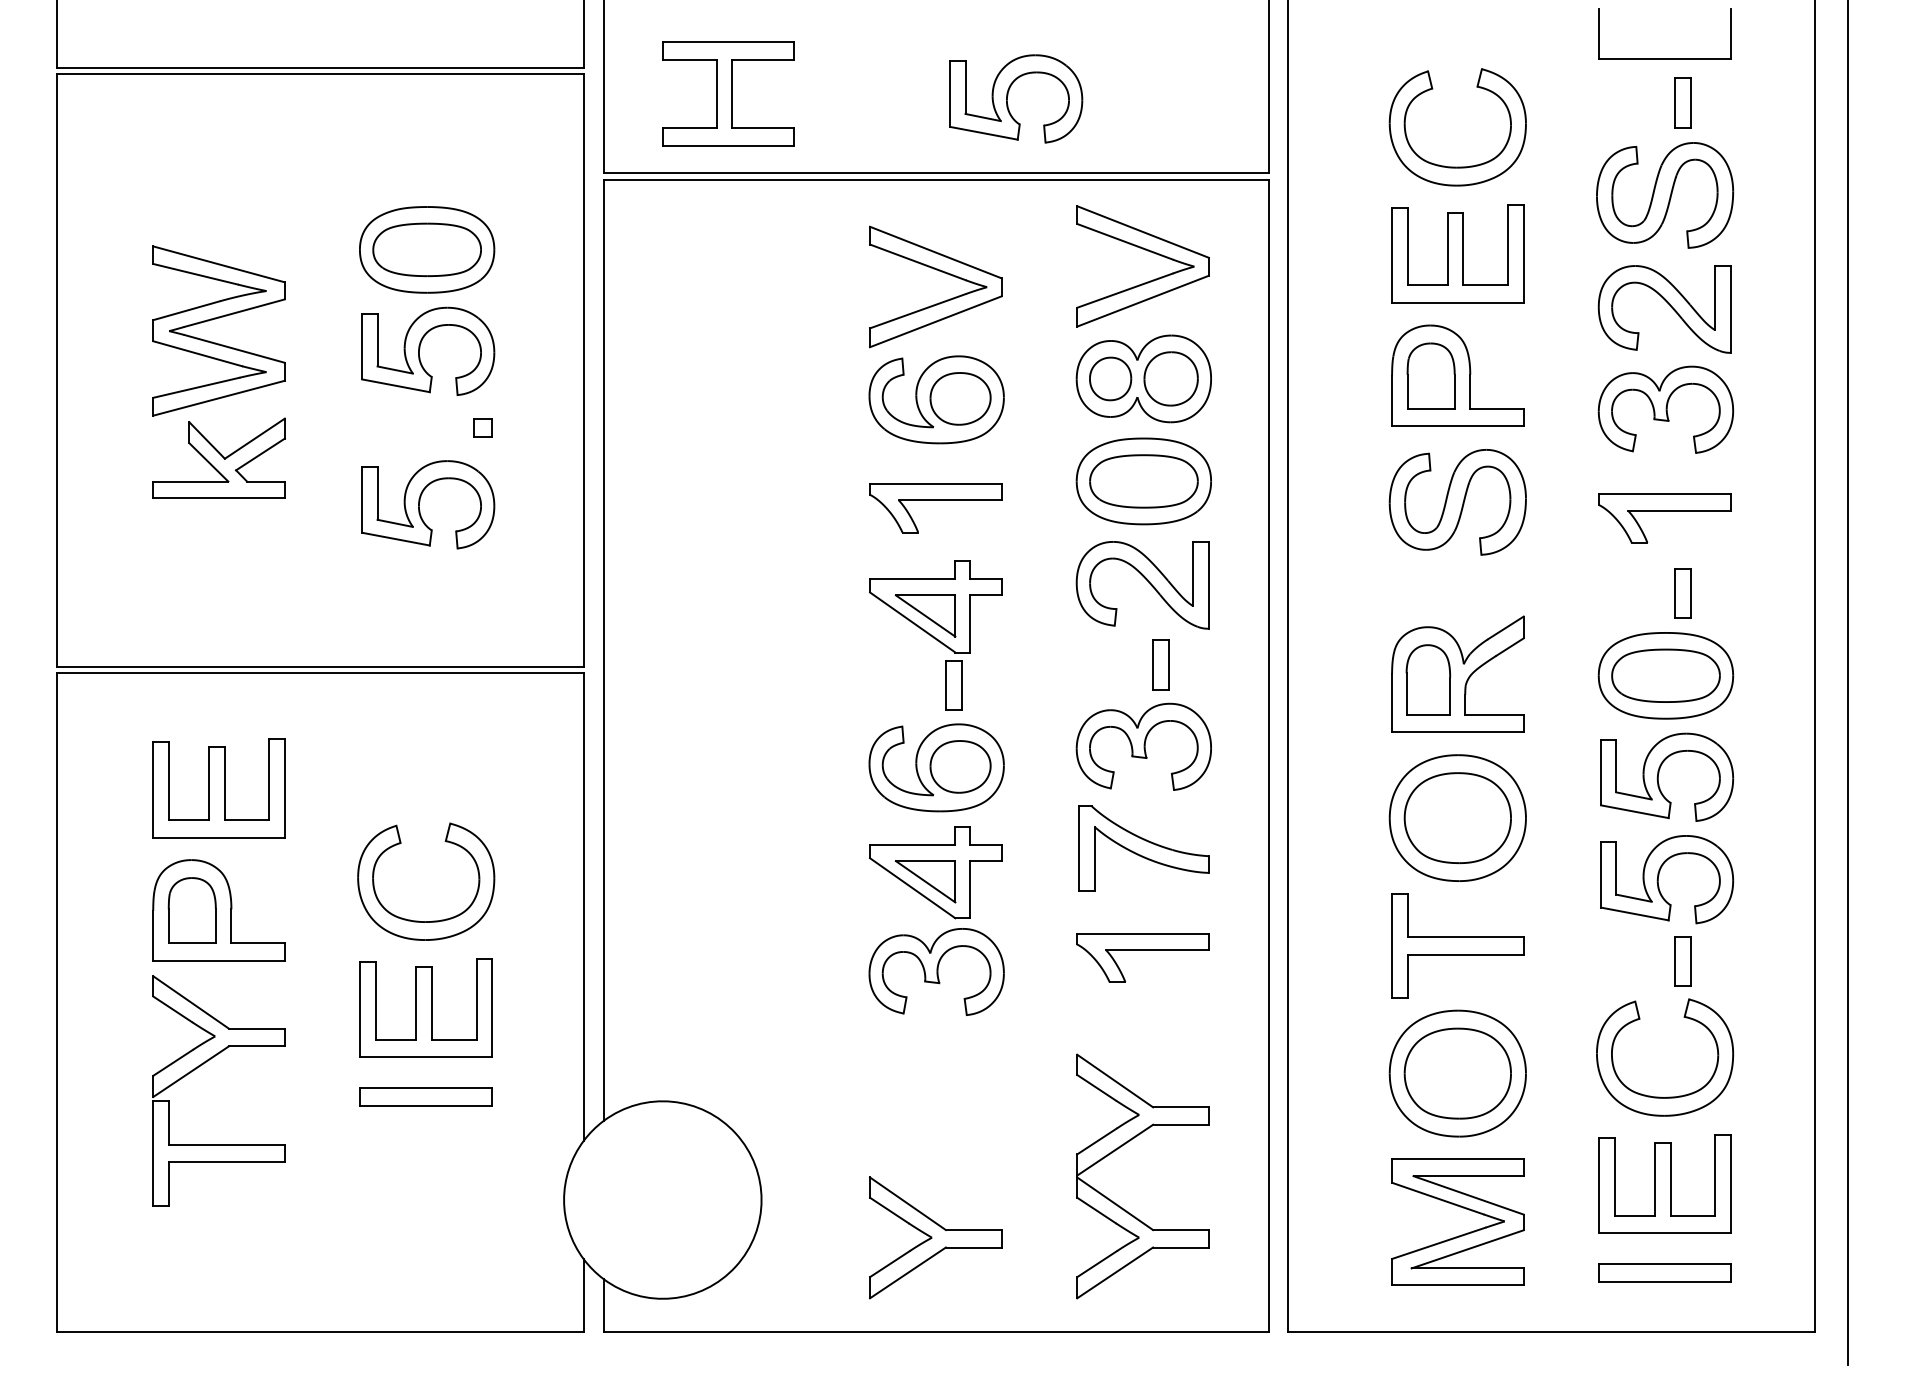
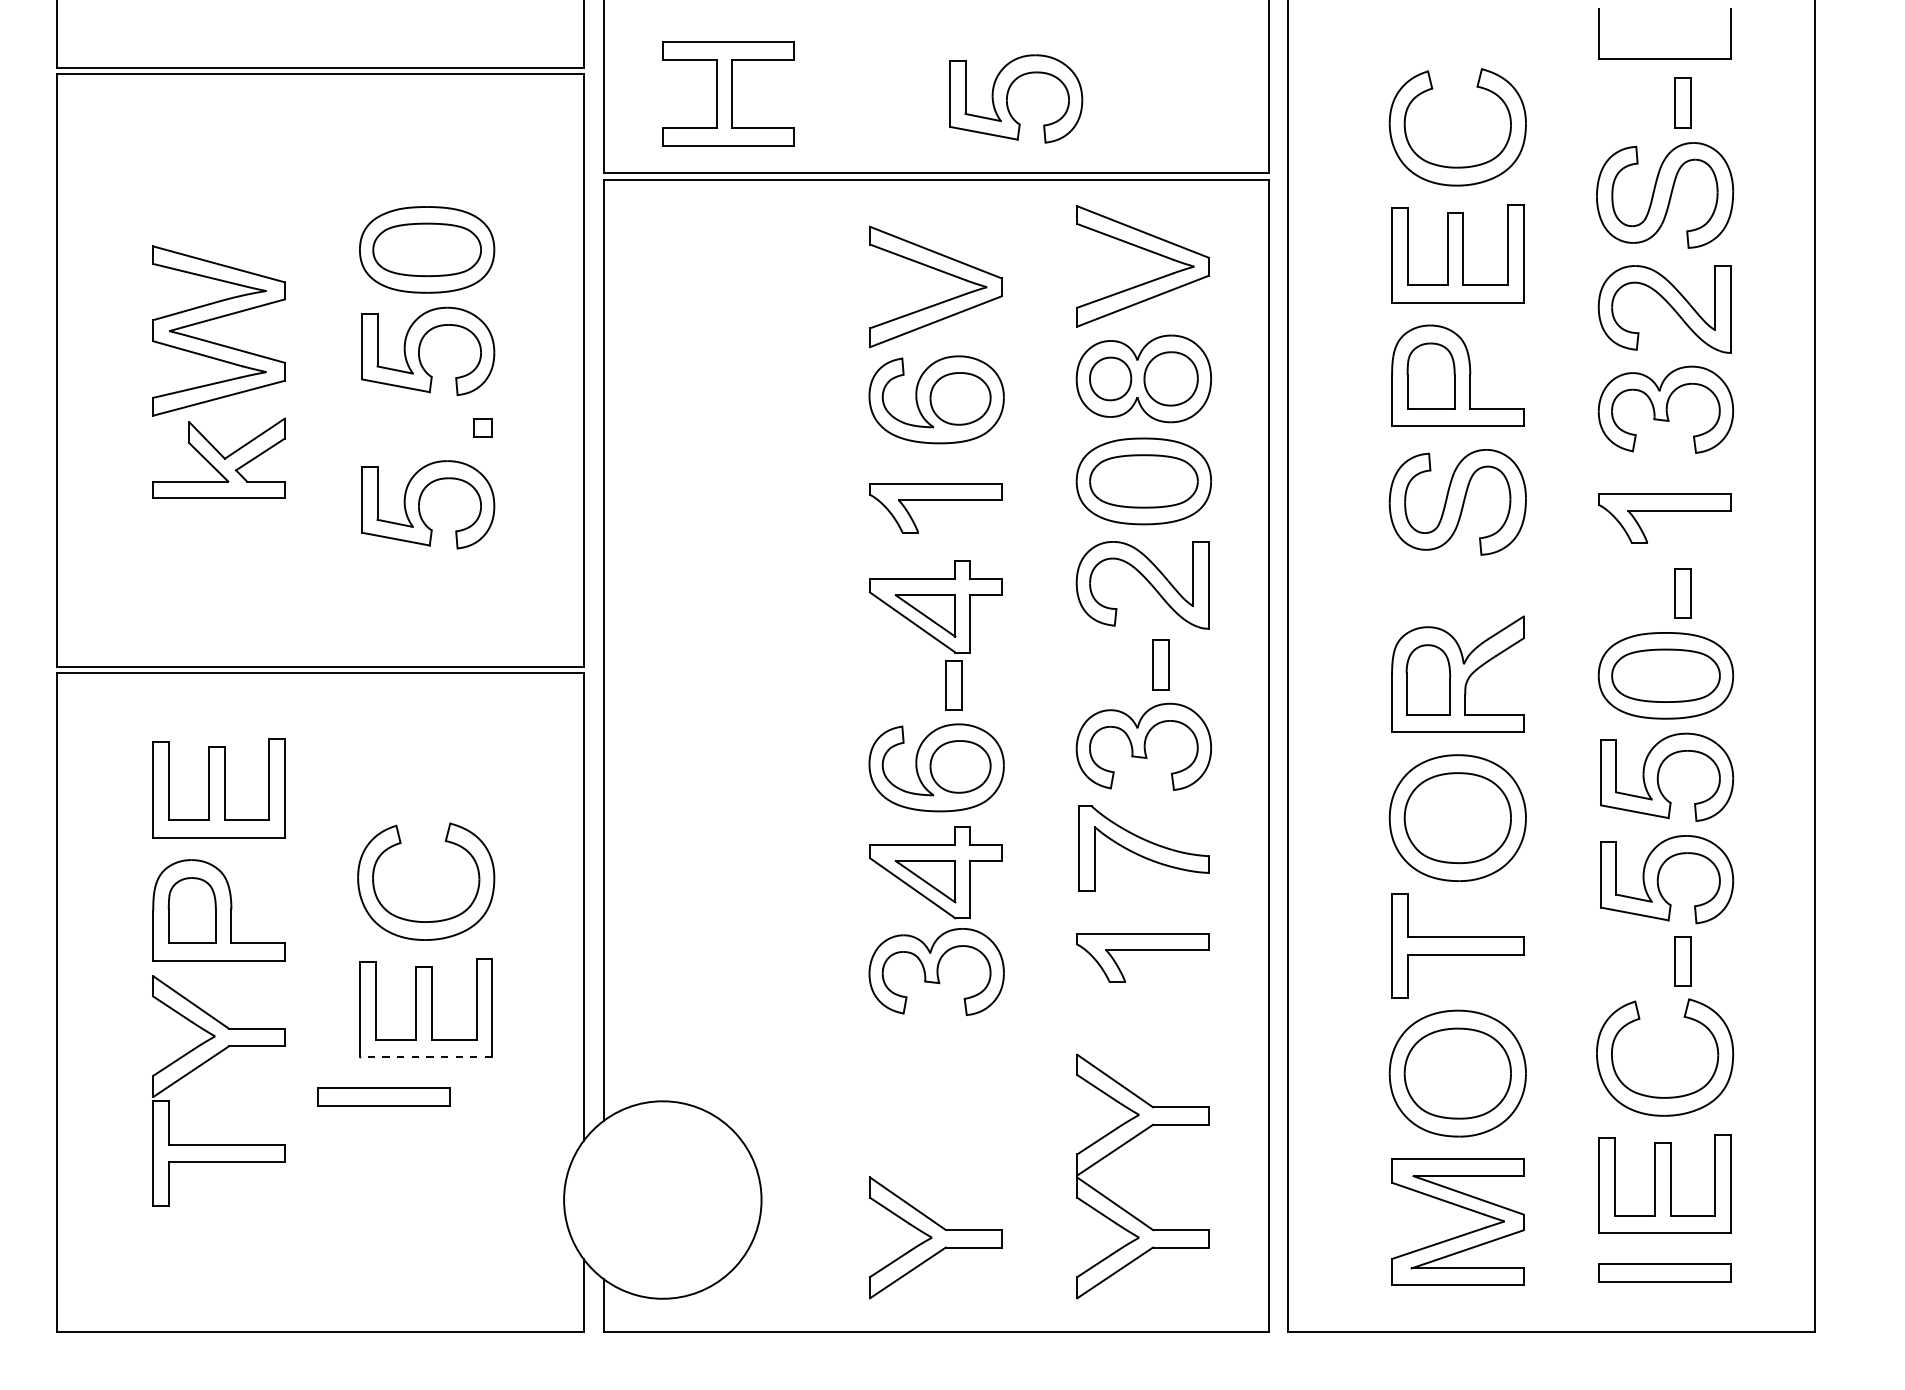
line: present -> none (1847, 683)
line: solid -> dashed (426, 1057)
part position: (425, 1096) -> (383, 1096) (383, 1096)
